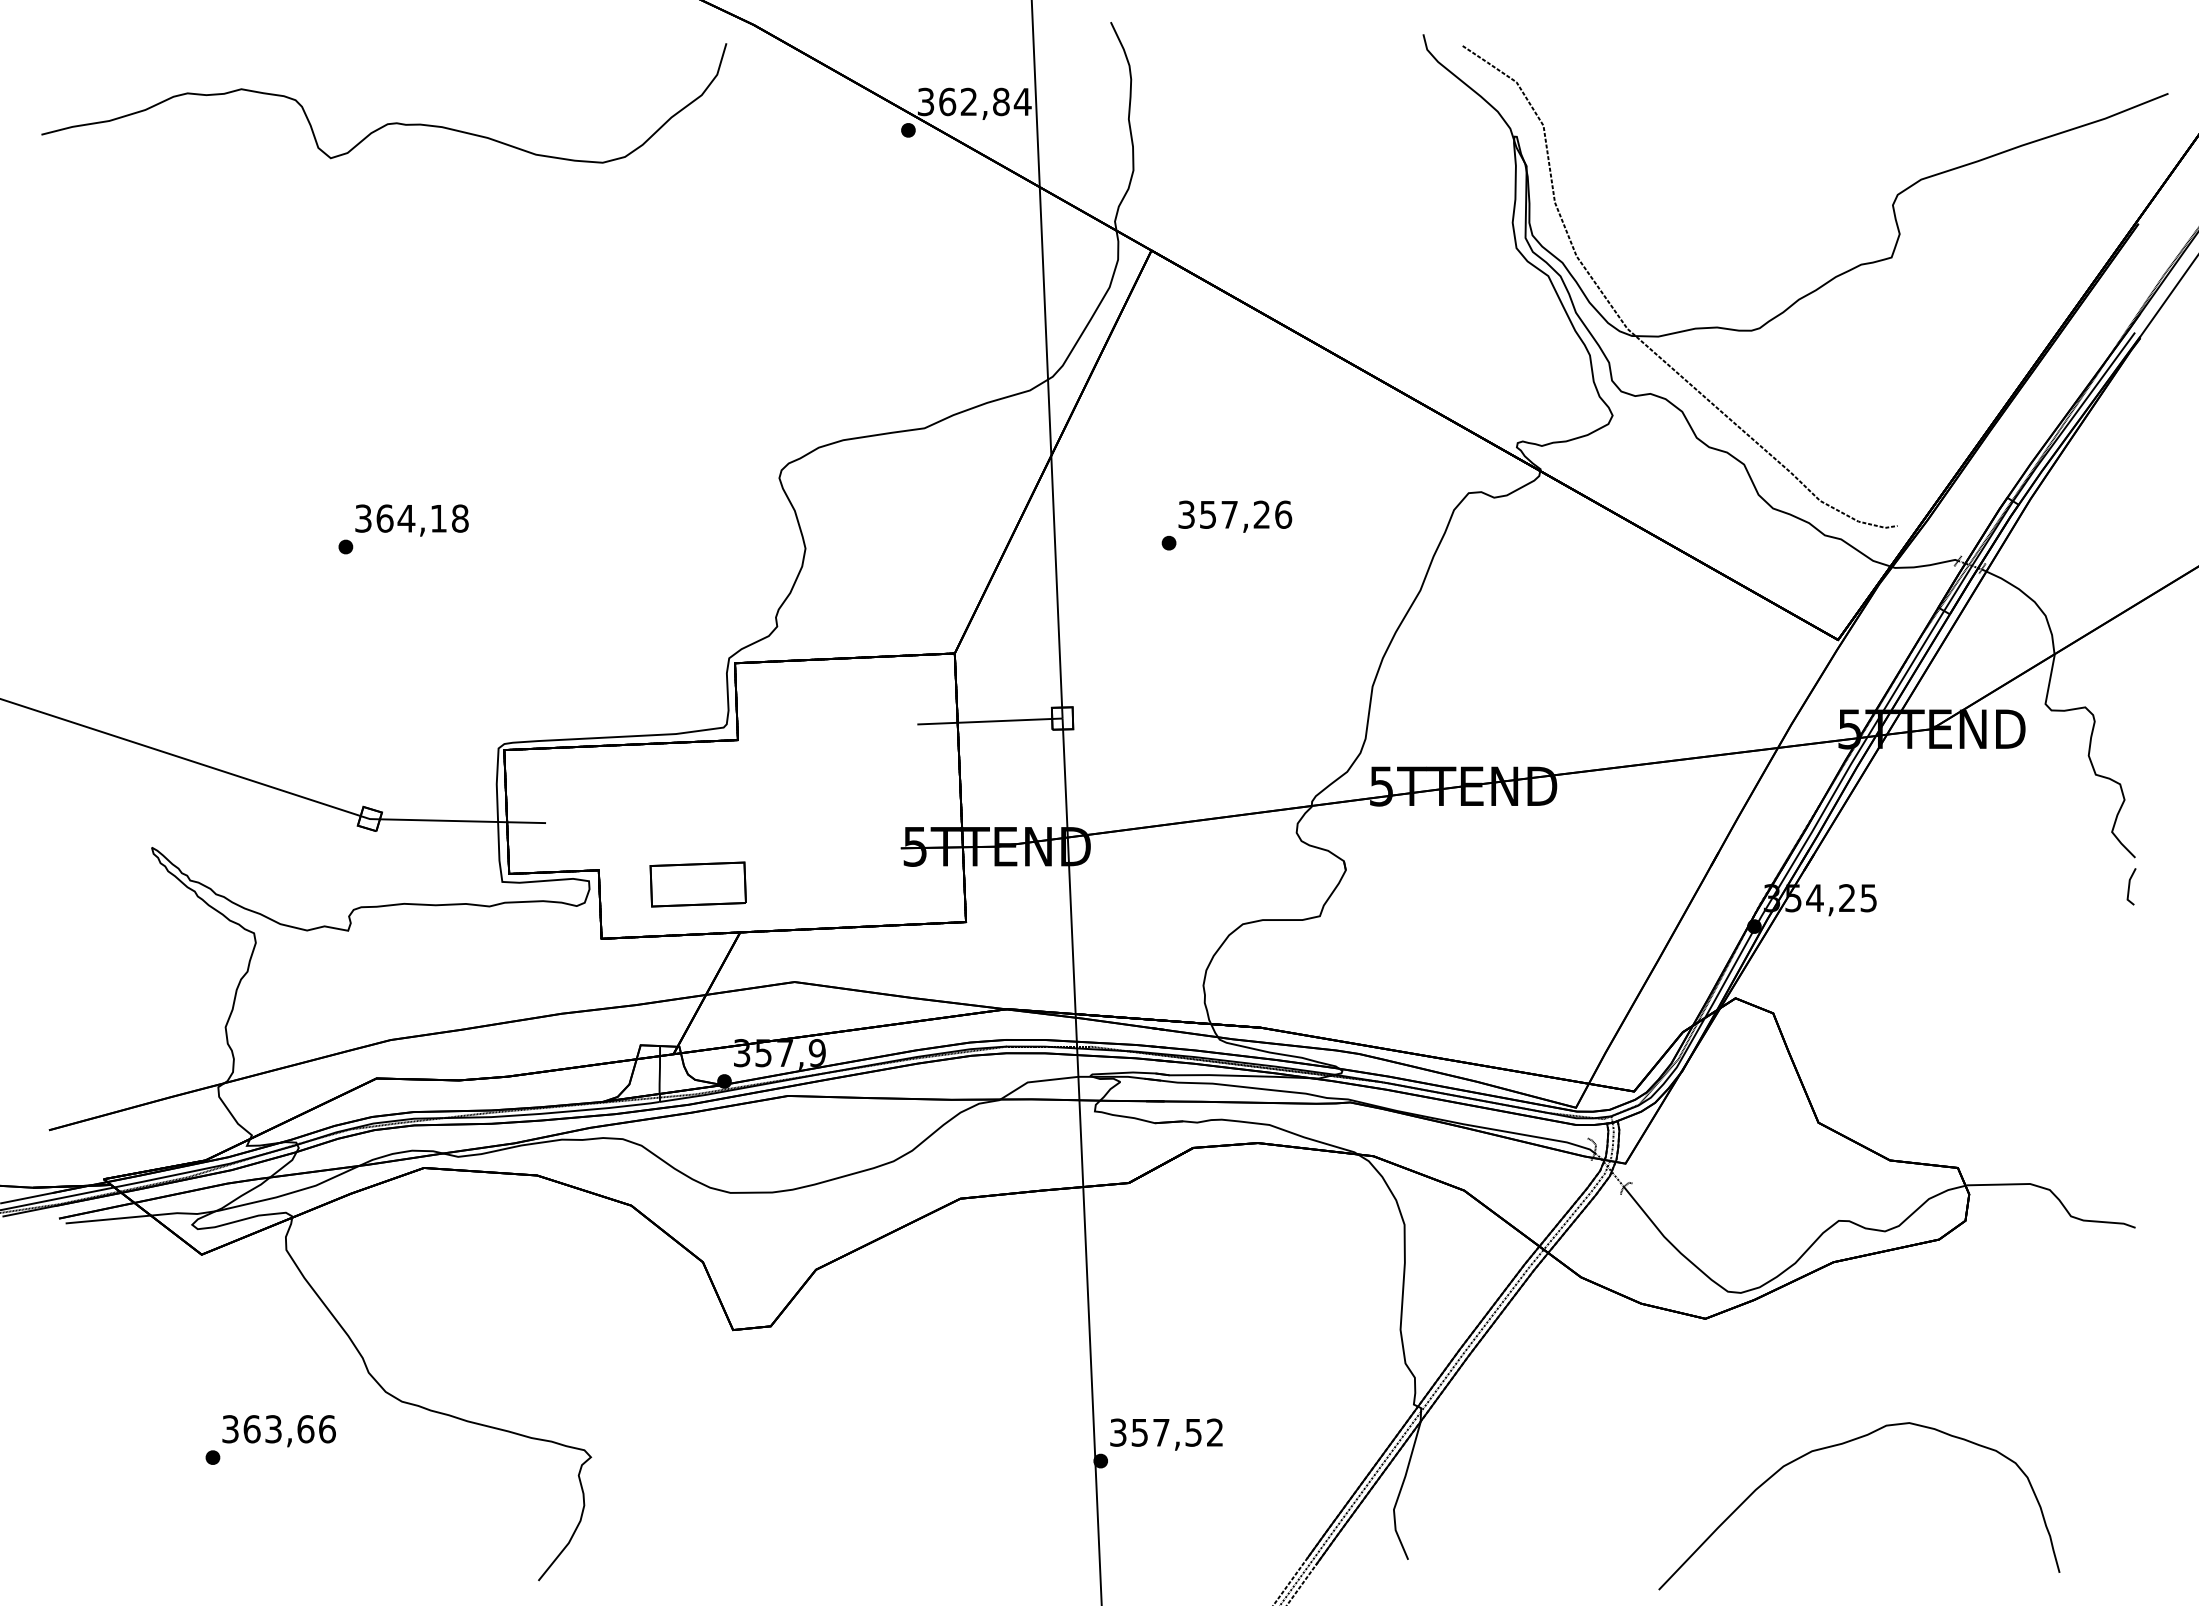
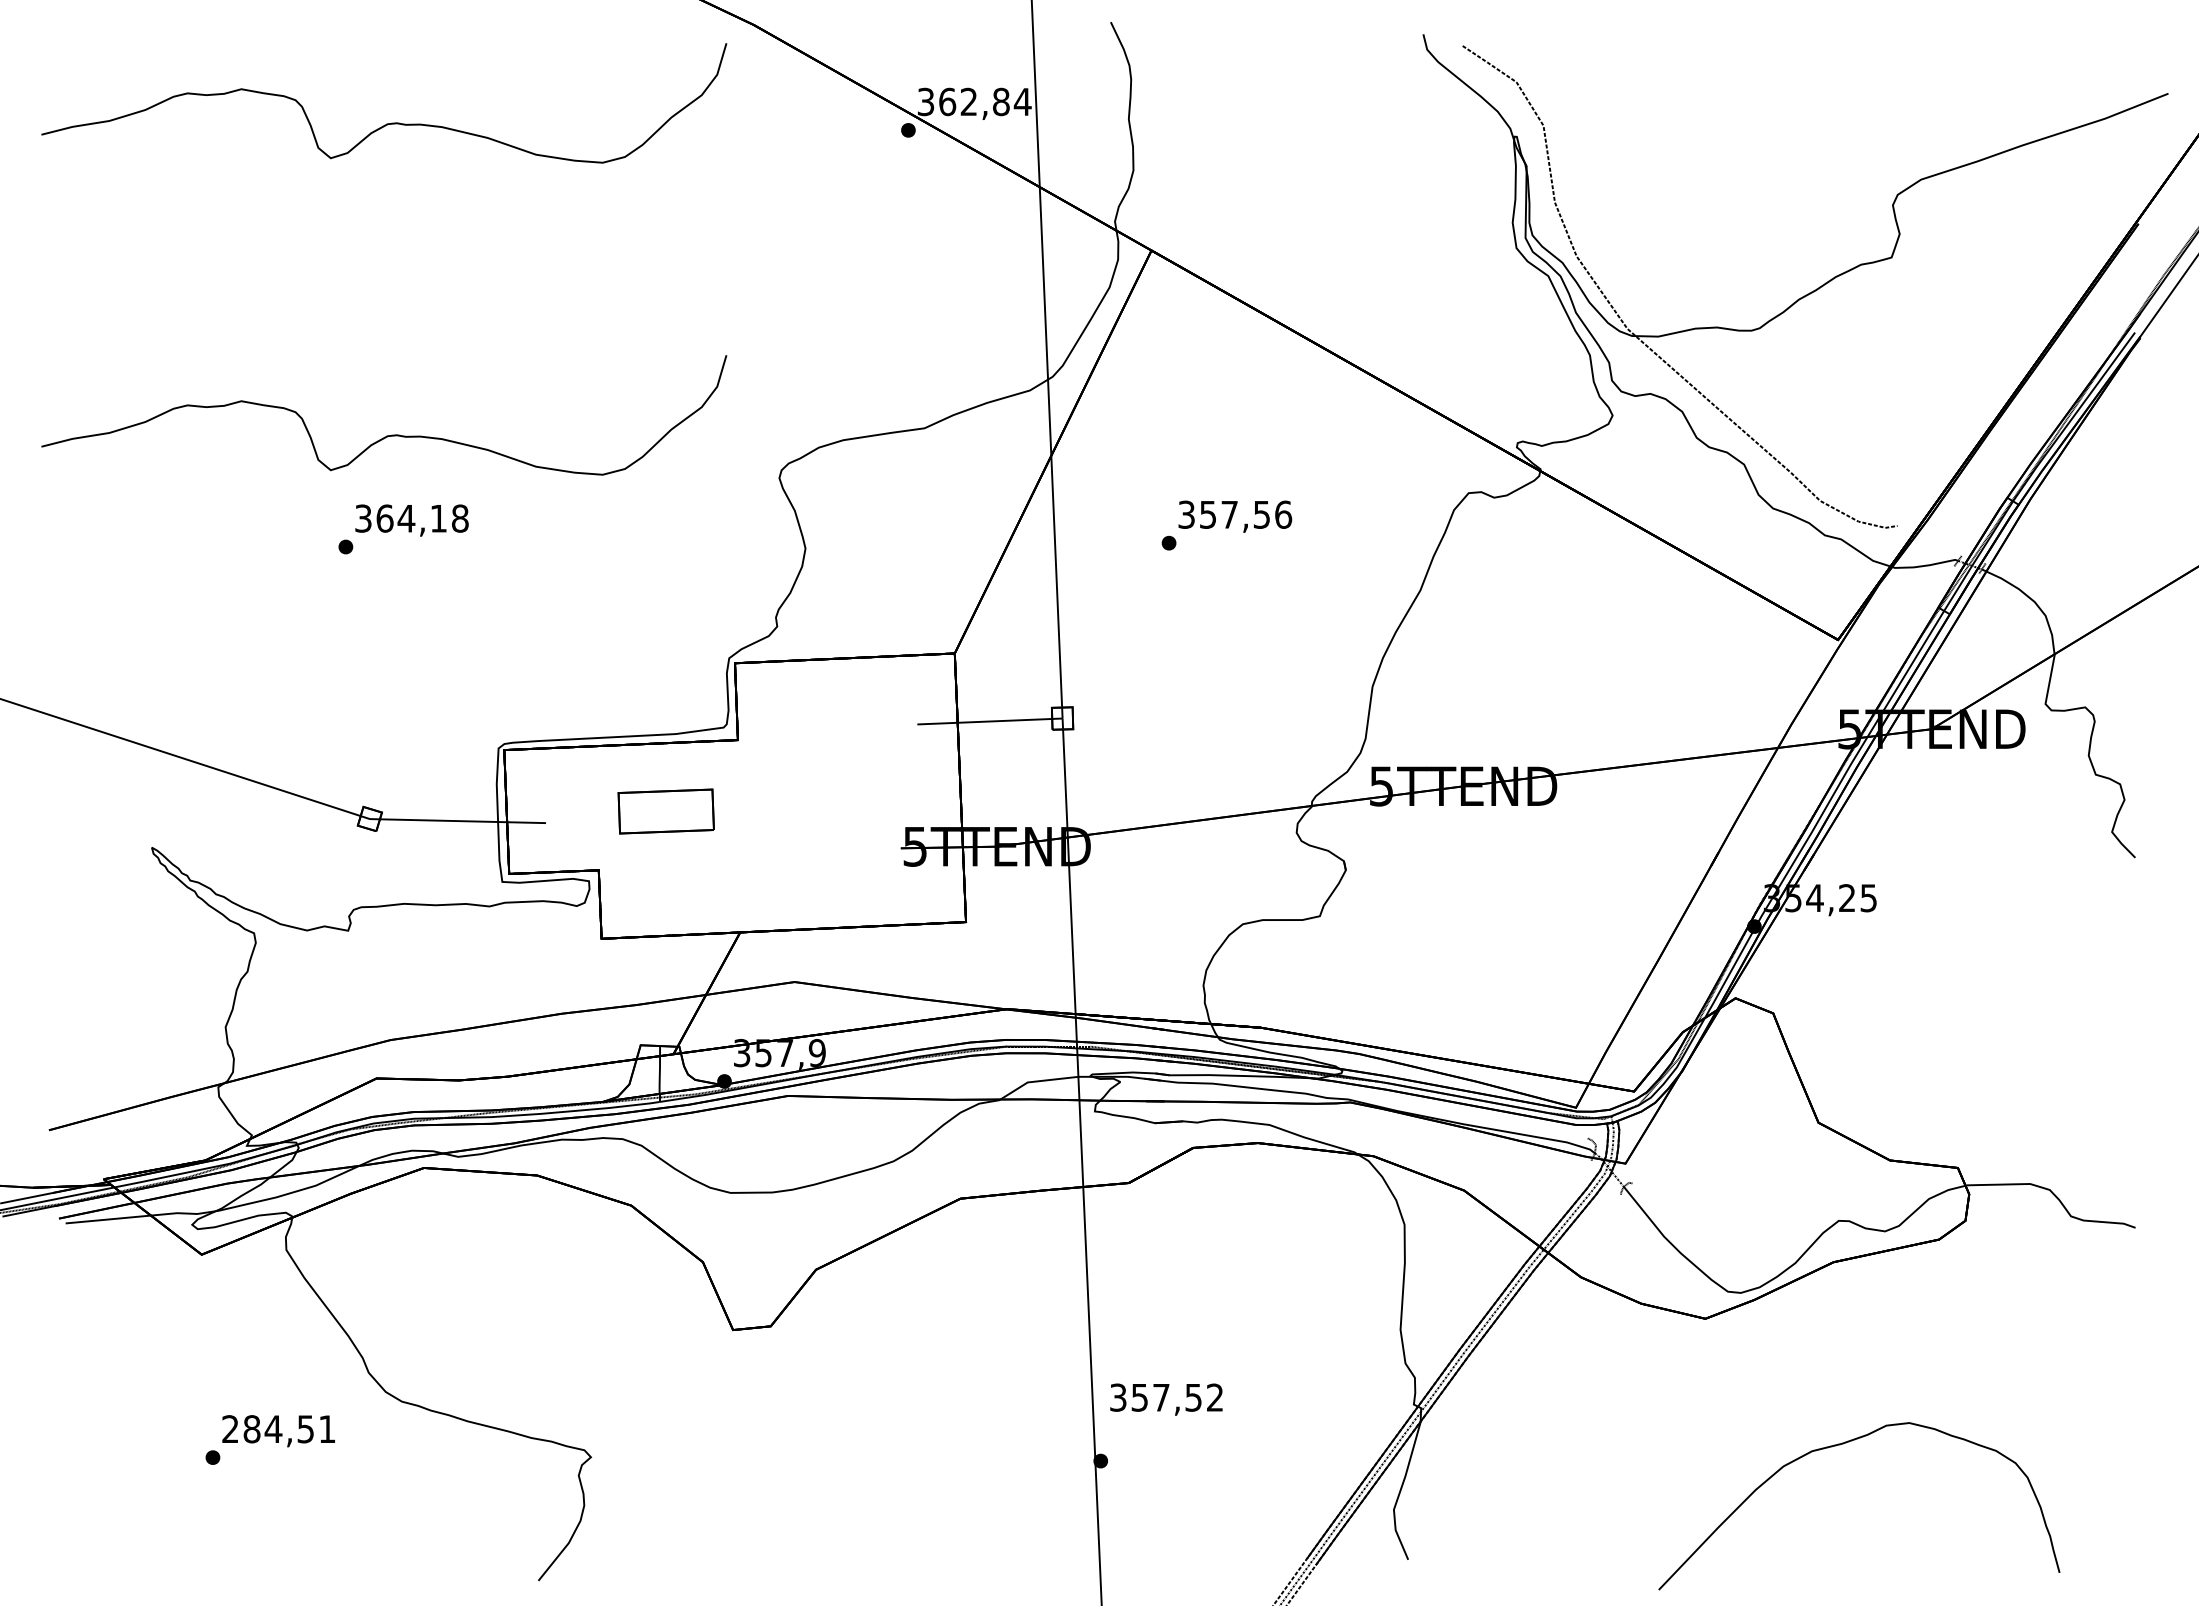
part: none -> present (386, 435)
text: 357,26 -> 357,56 (1261, 514)
part position: (697, 884) -> (665, 811) (665, 811)
line: present -> none (2130, 885)
text: 363,66 -> 284,51 (278, 1429)
text position: (1166, 1434) -> (1166, 1399) (1166, 1399)
